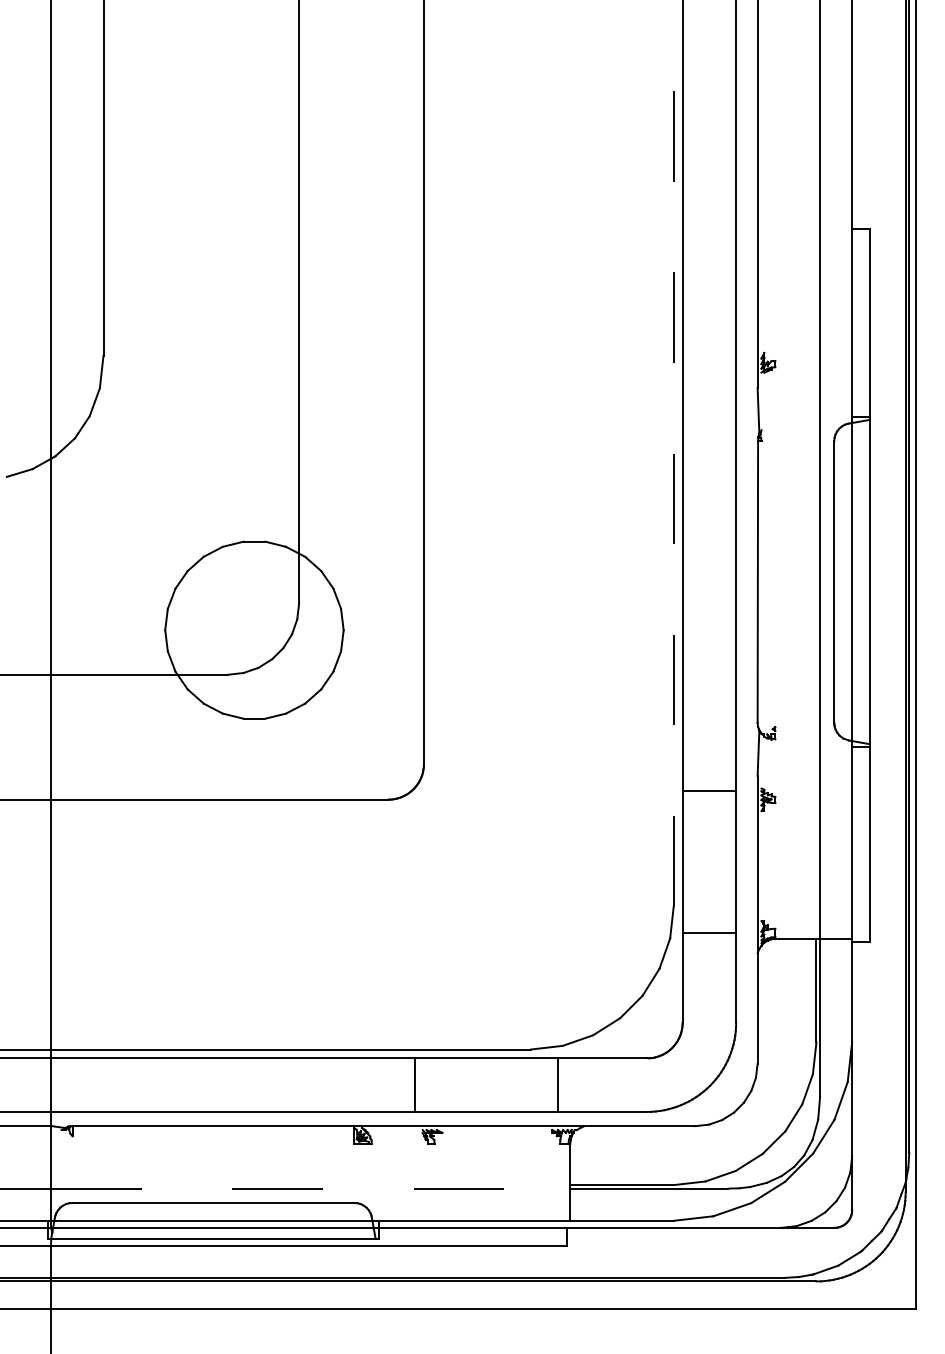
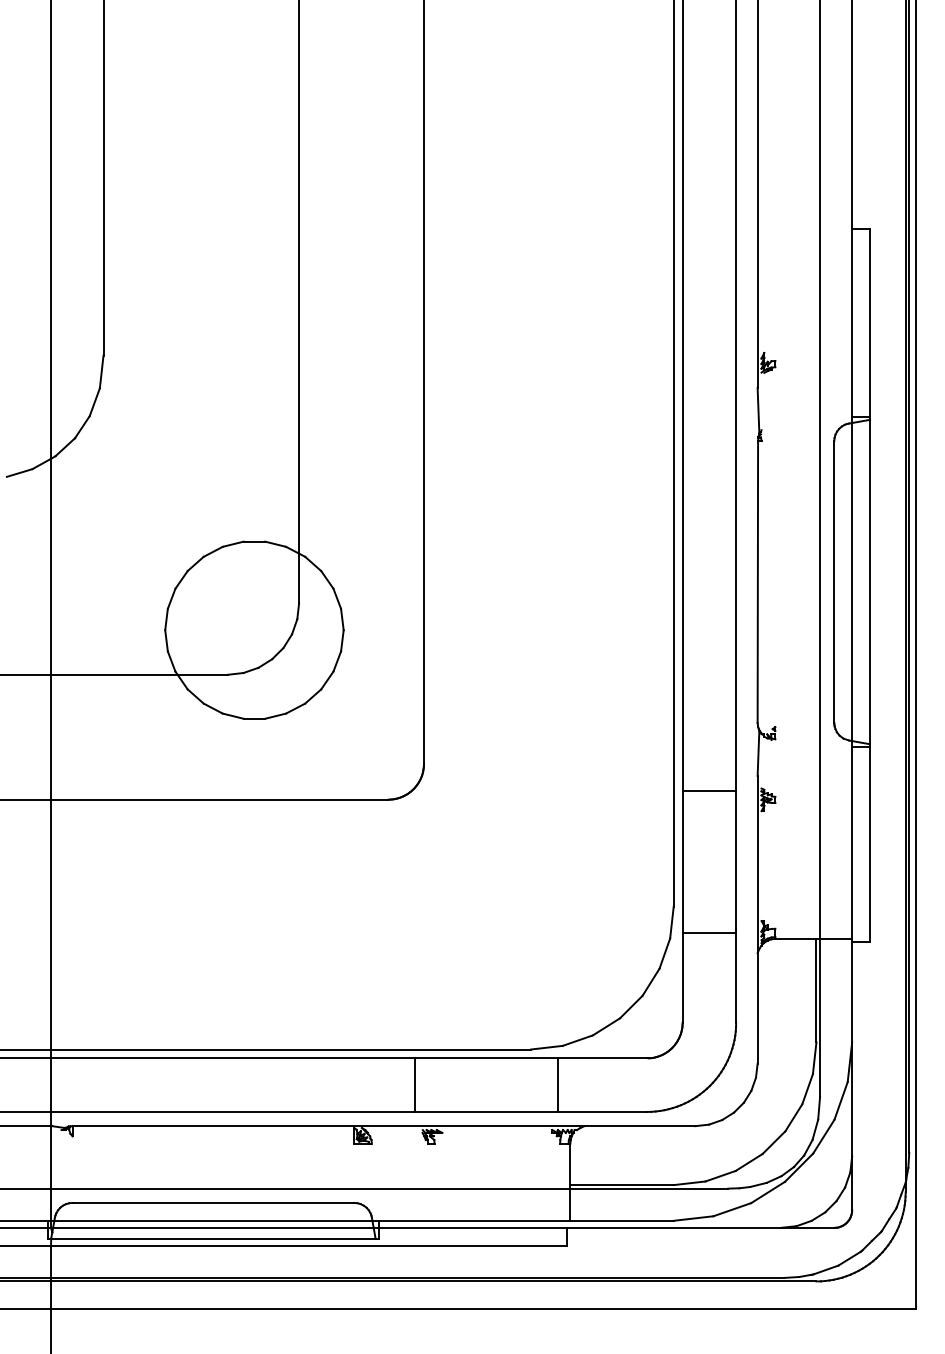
line: dashed -> solid (673, 453)
line: dashed -> solid (310, 1188)
